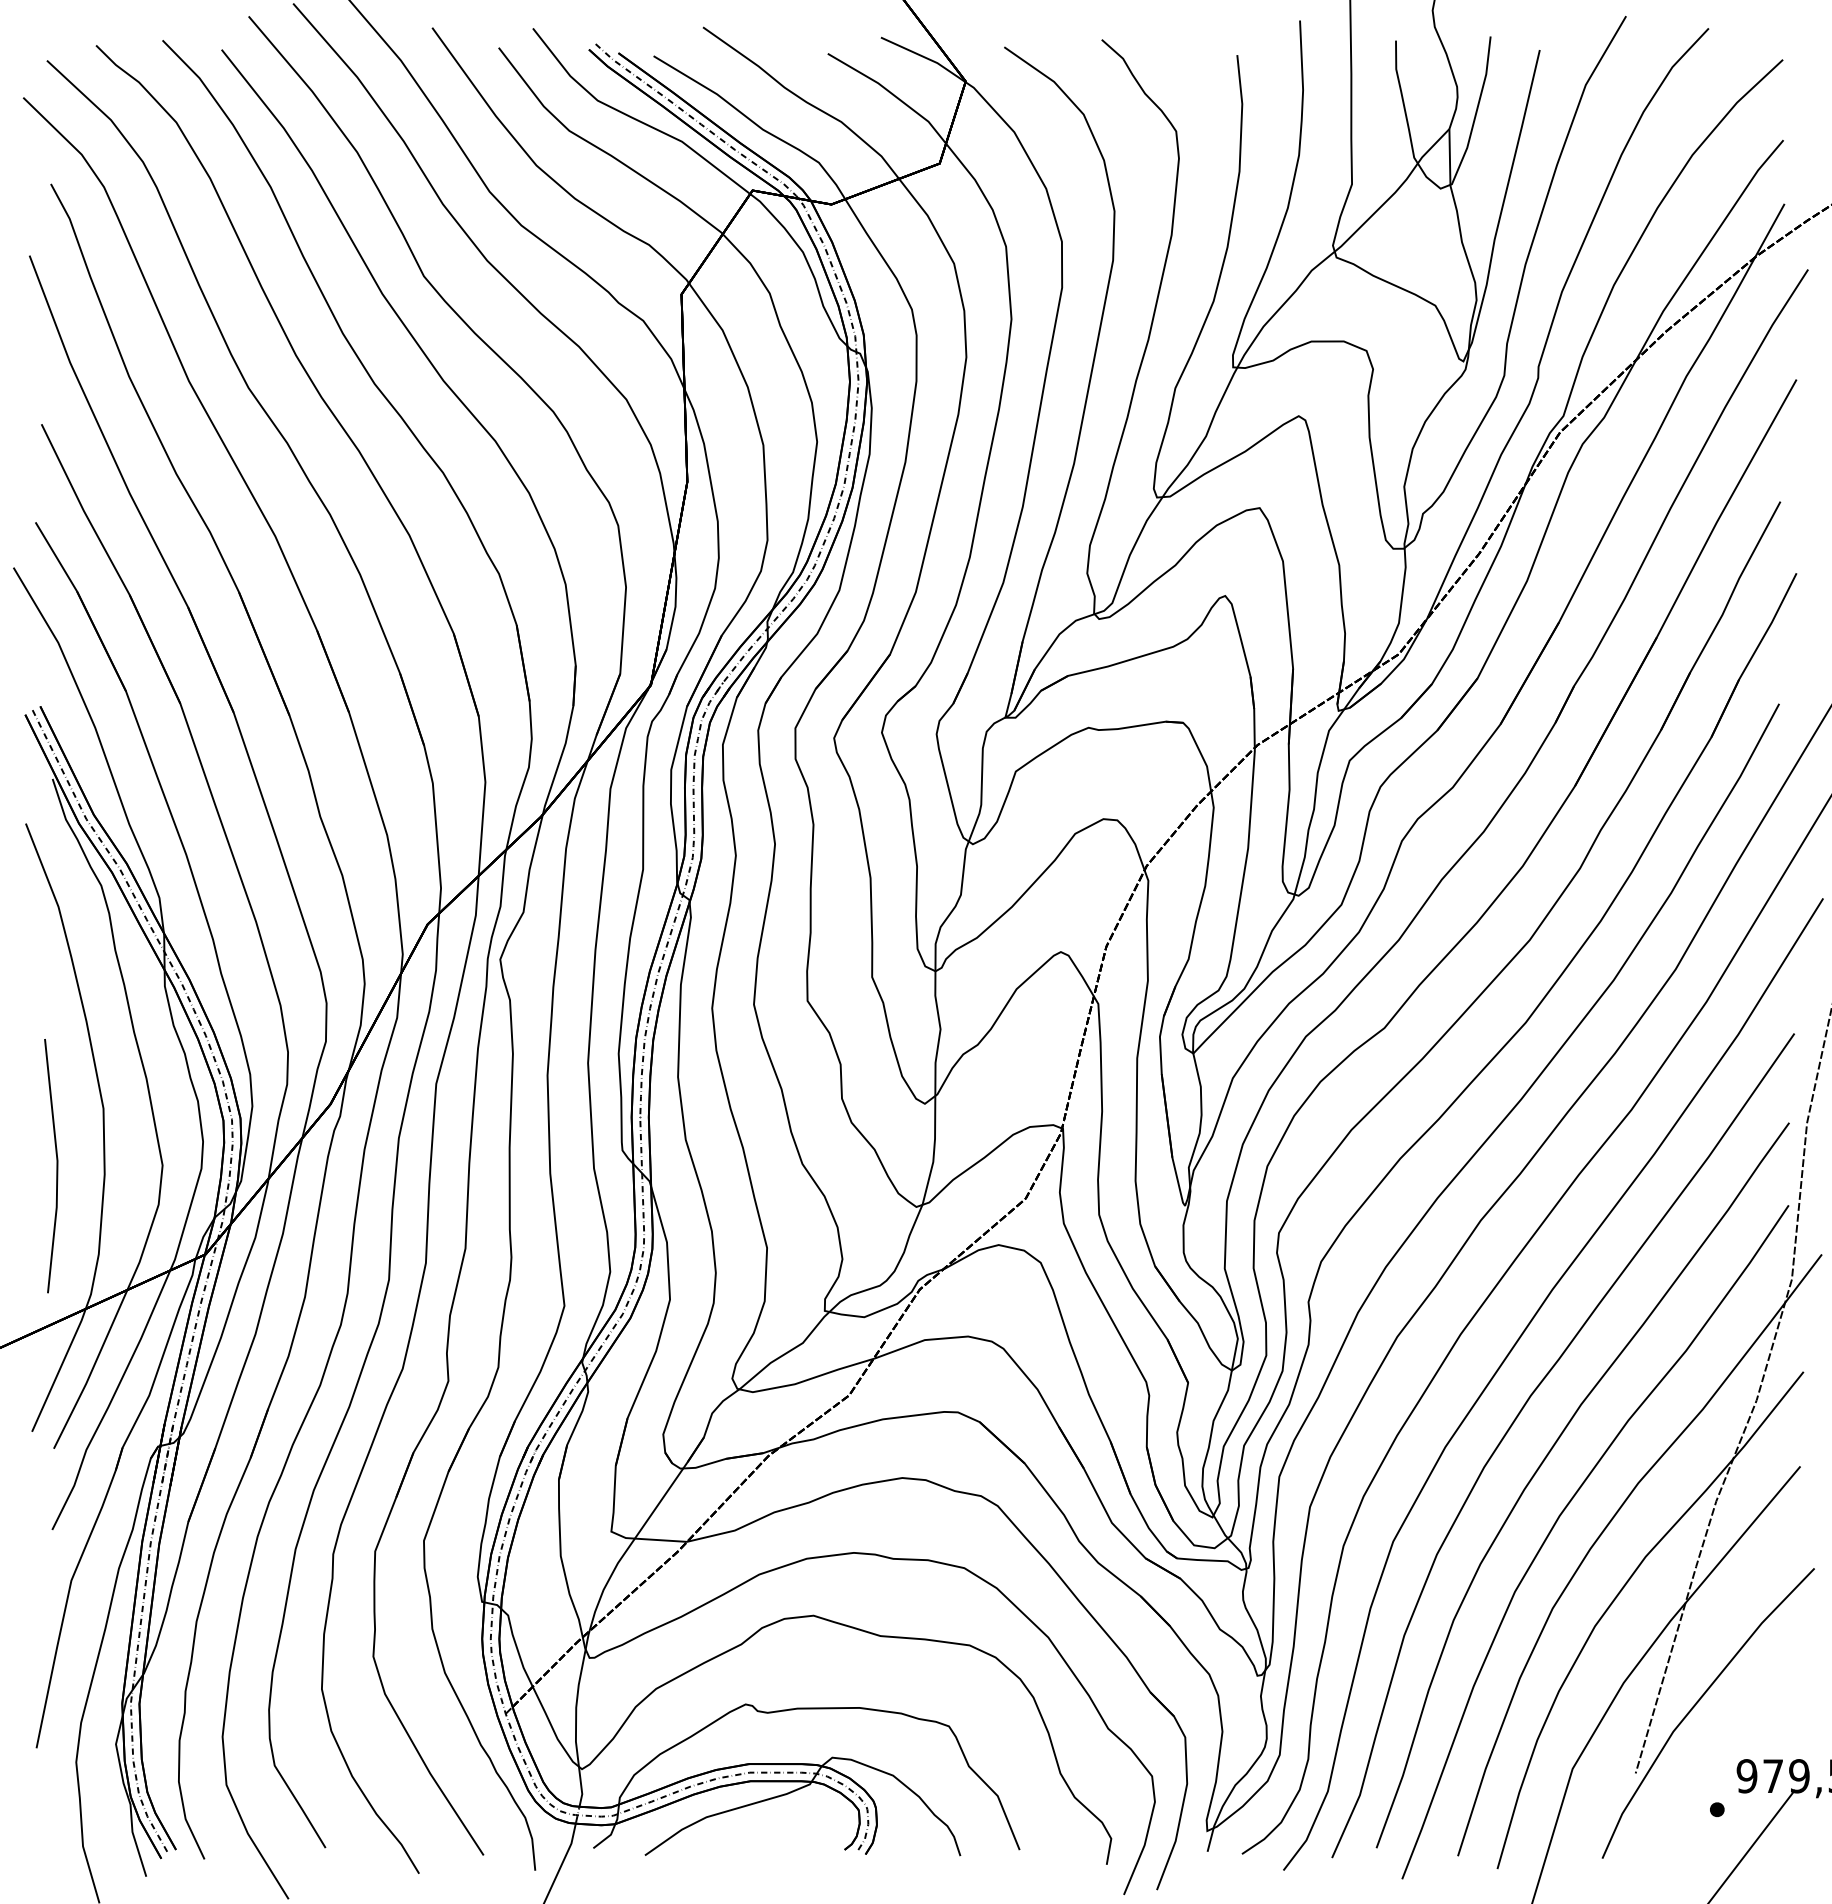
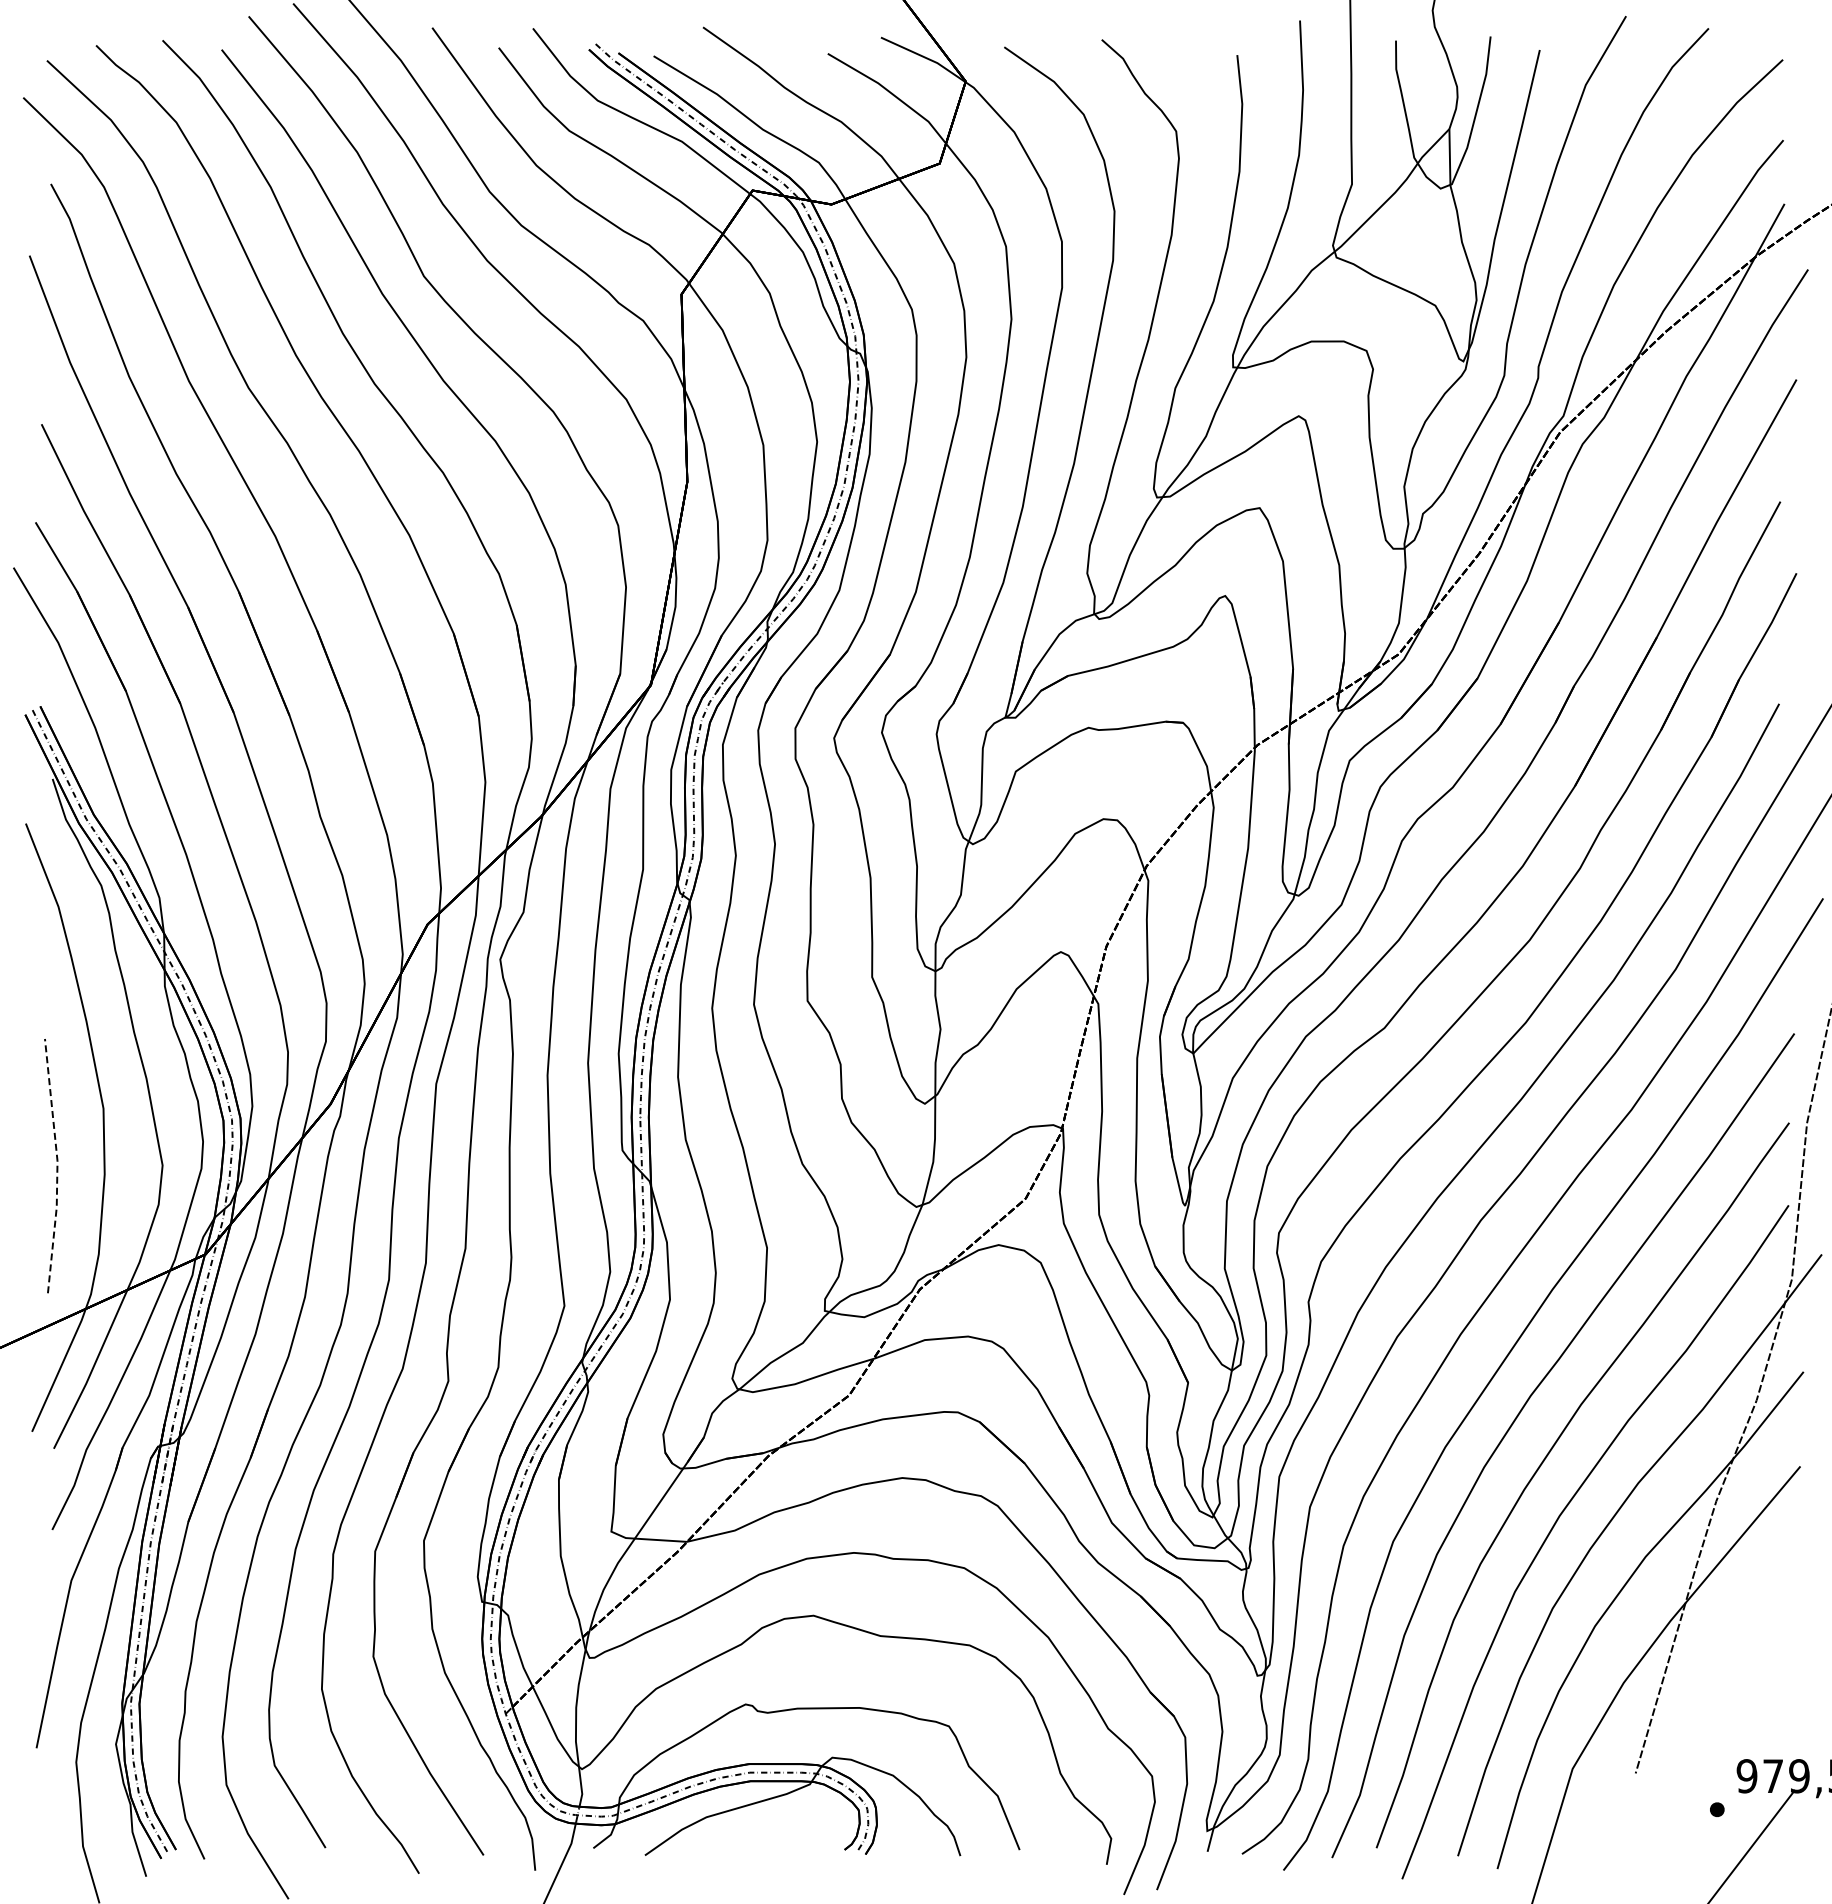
line: solid -> dashed (57, 1165)
line: present -> none (1695, 1706)
